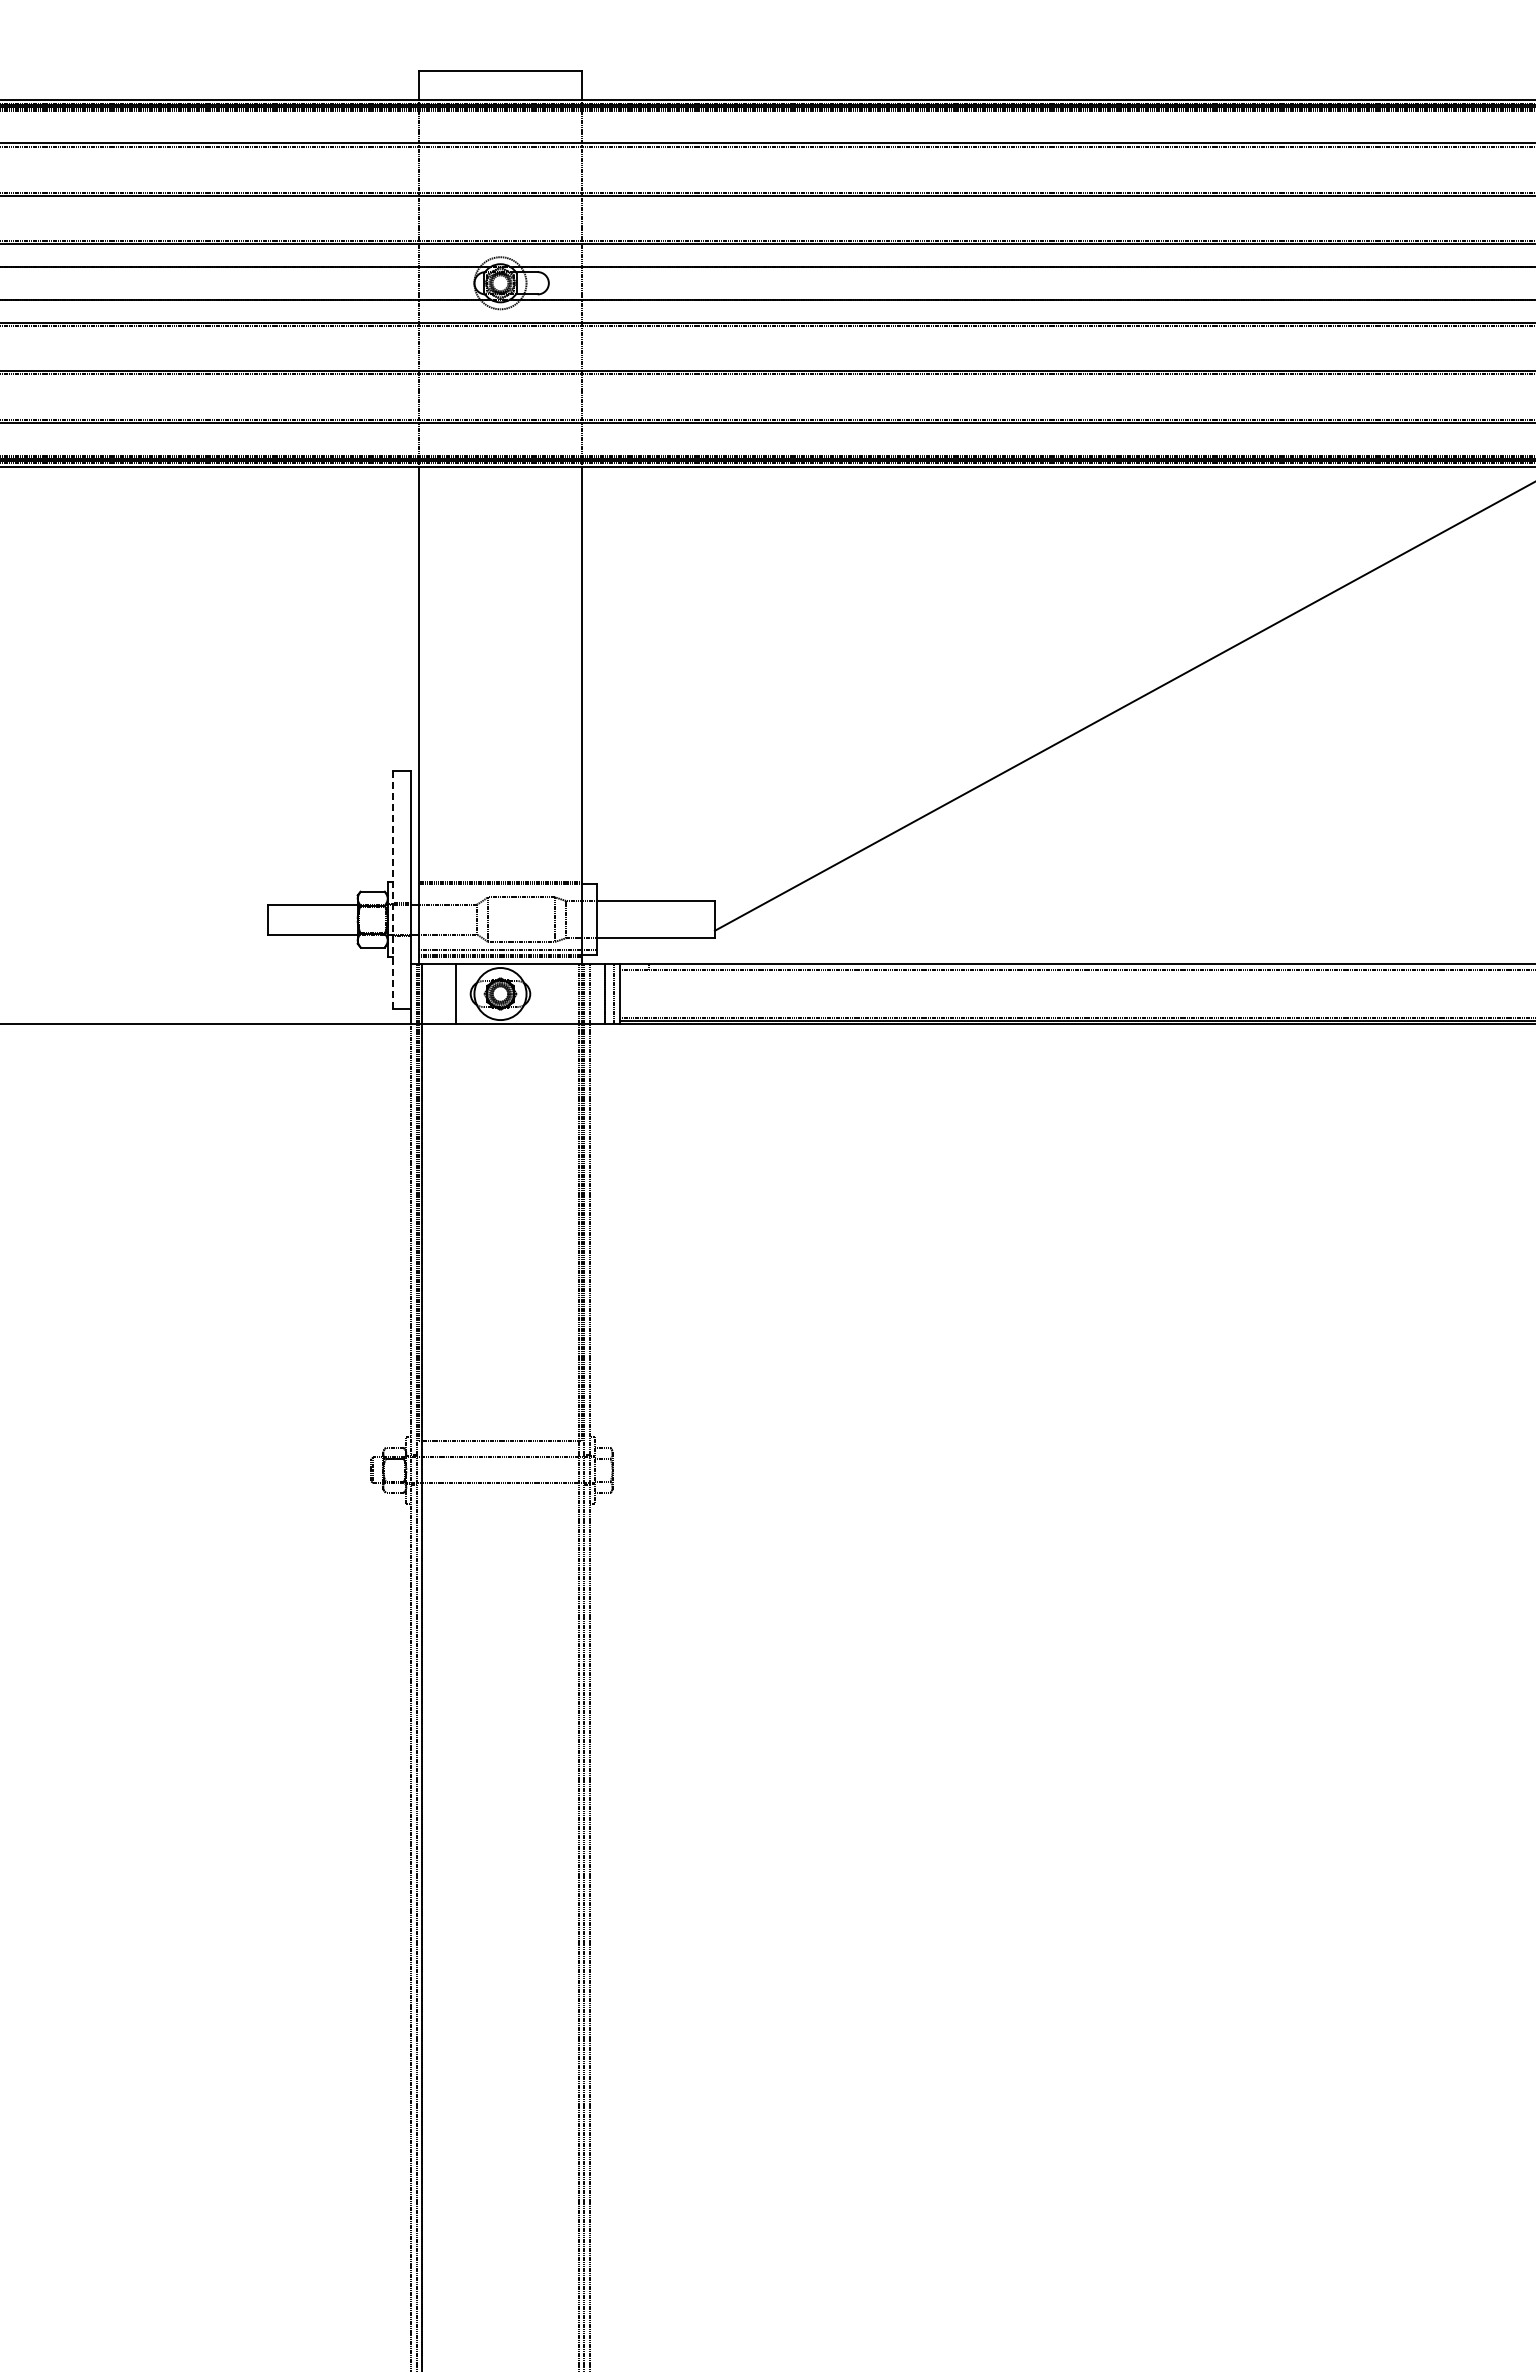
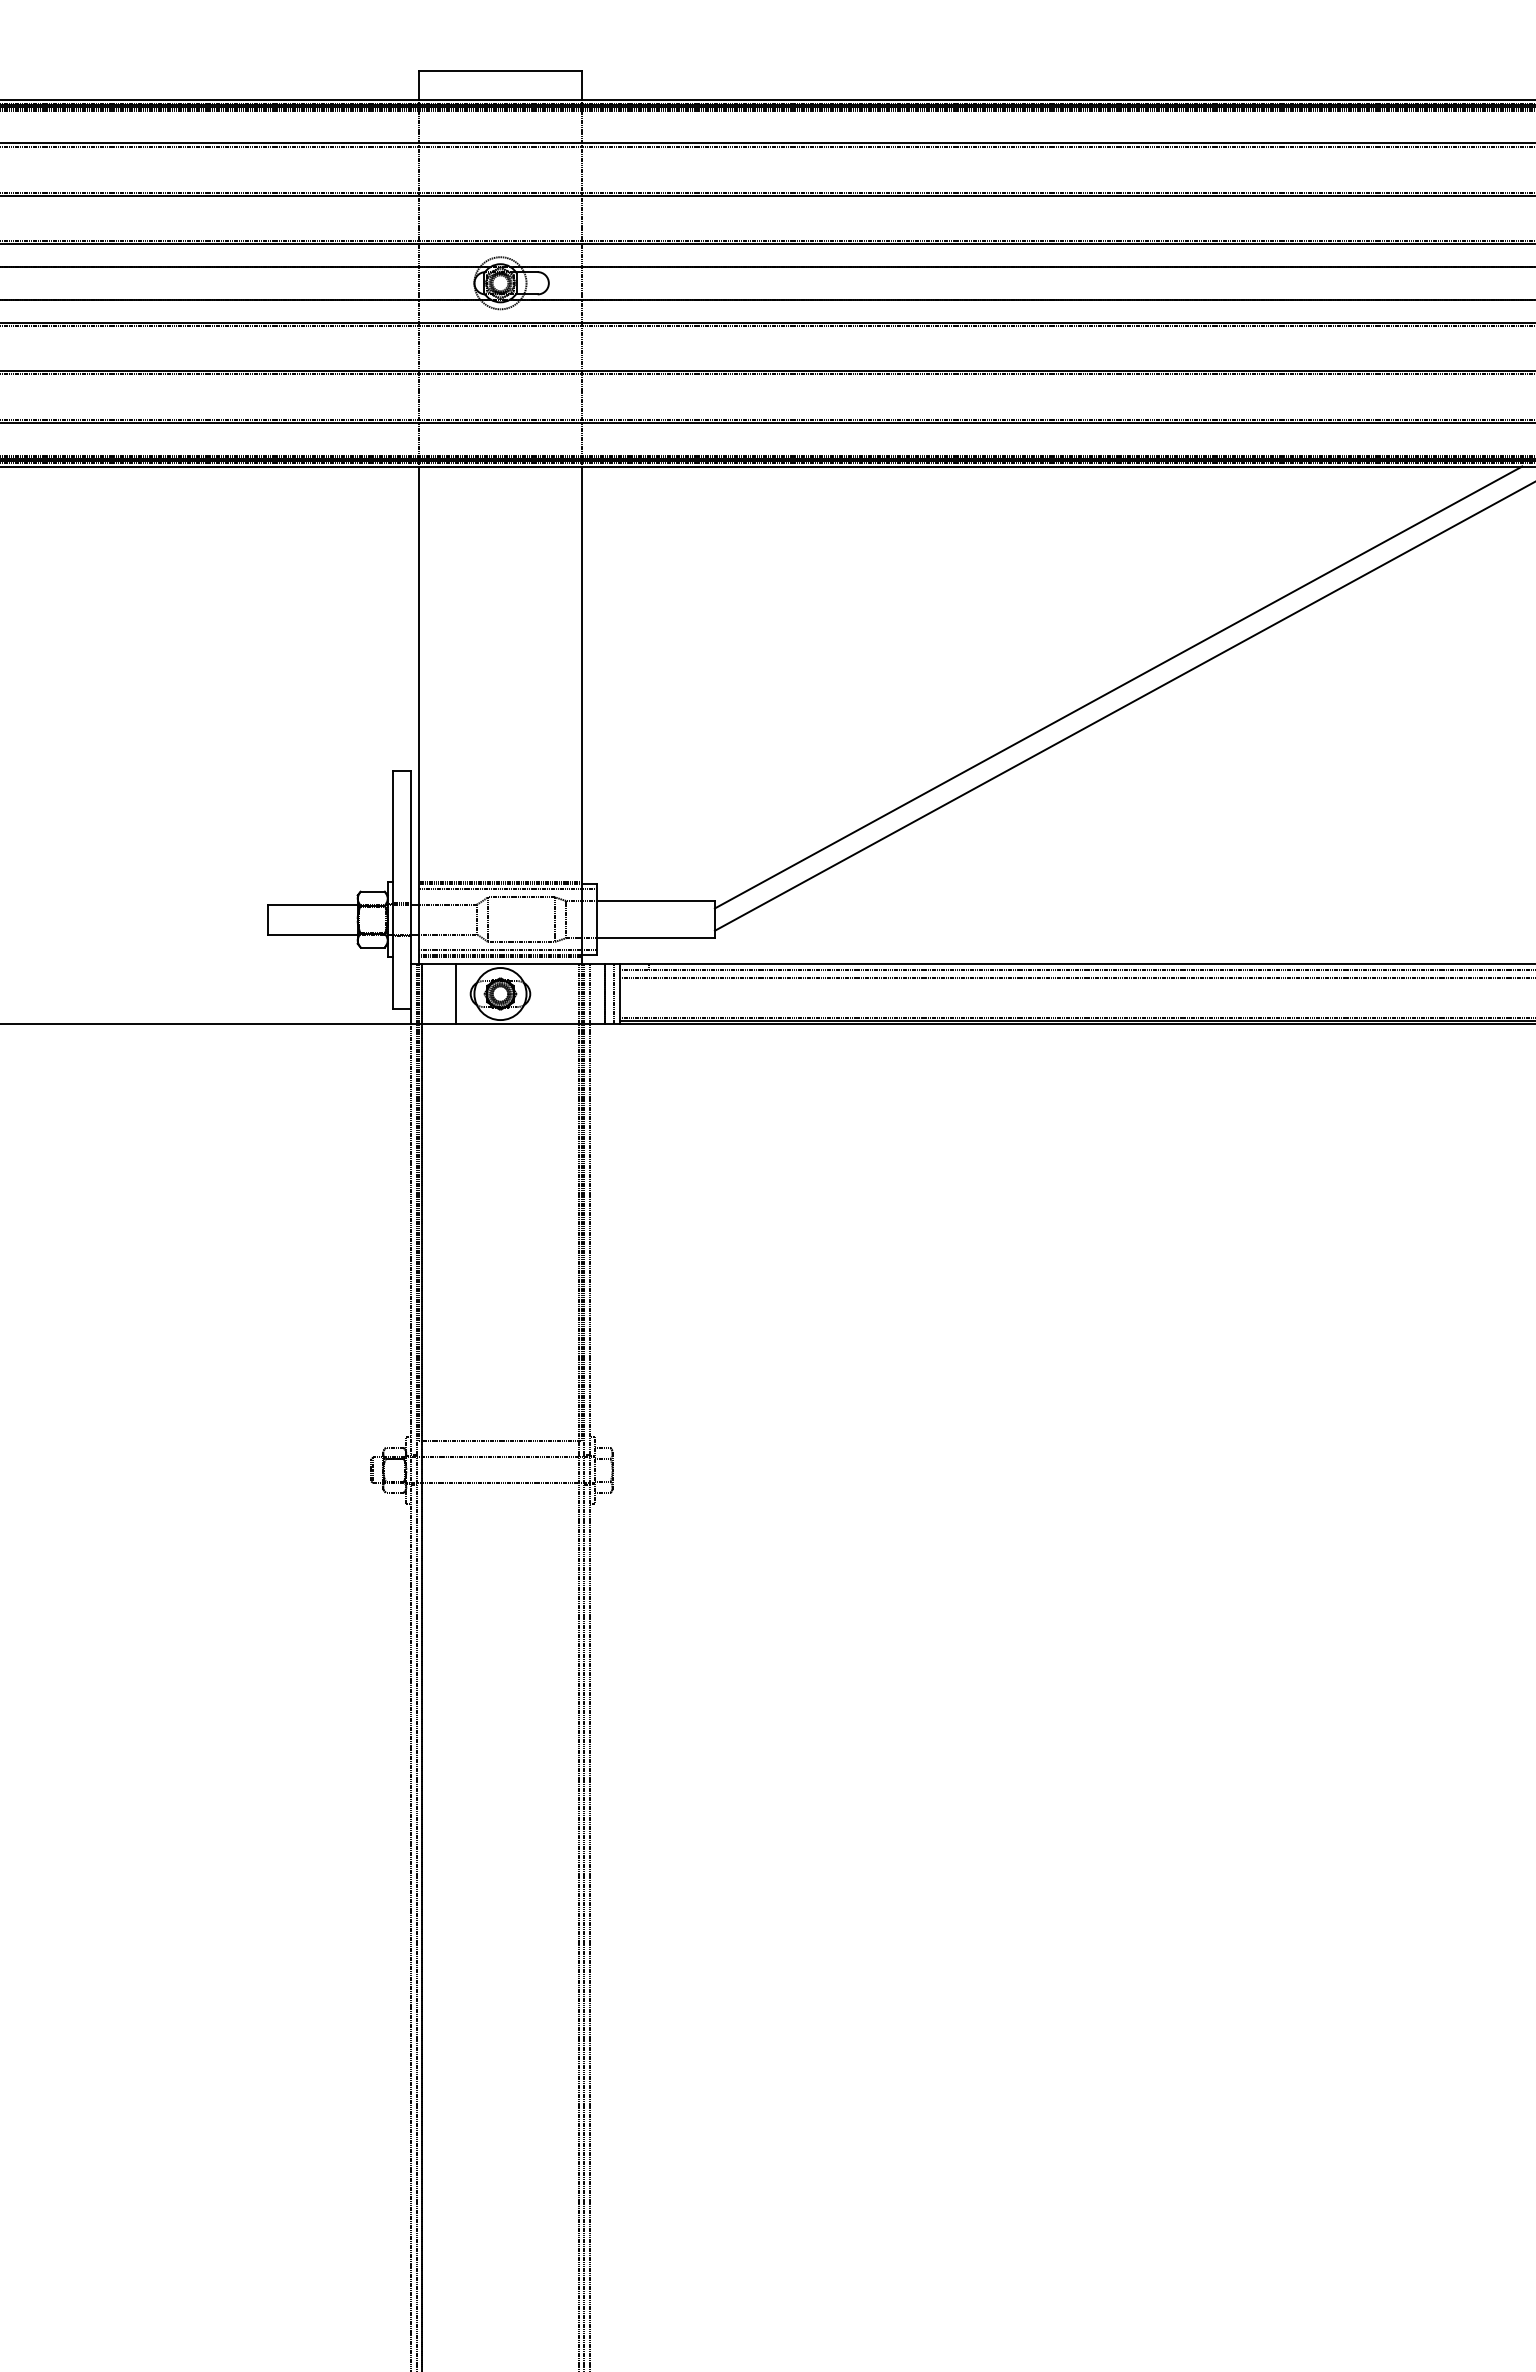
line: none -> present (1118, 687)
line: none -> present (507, 888)
line: dashed -> solid (392, 889)
line: none -> present (1075, 977)
